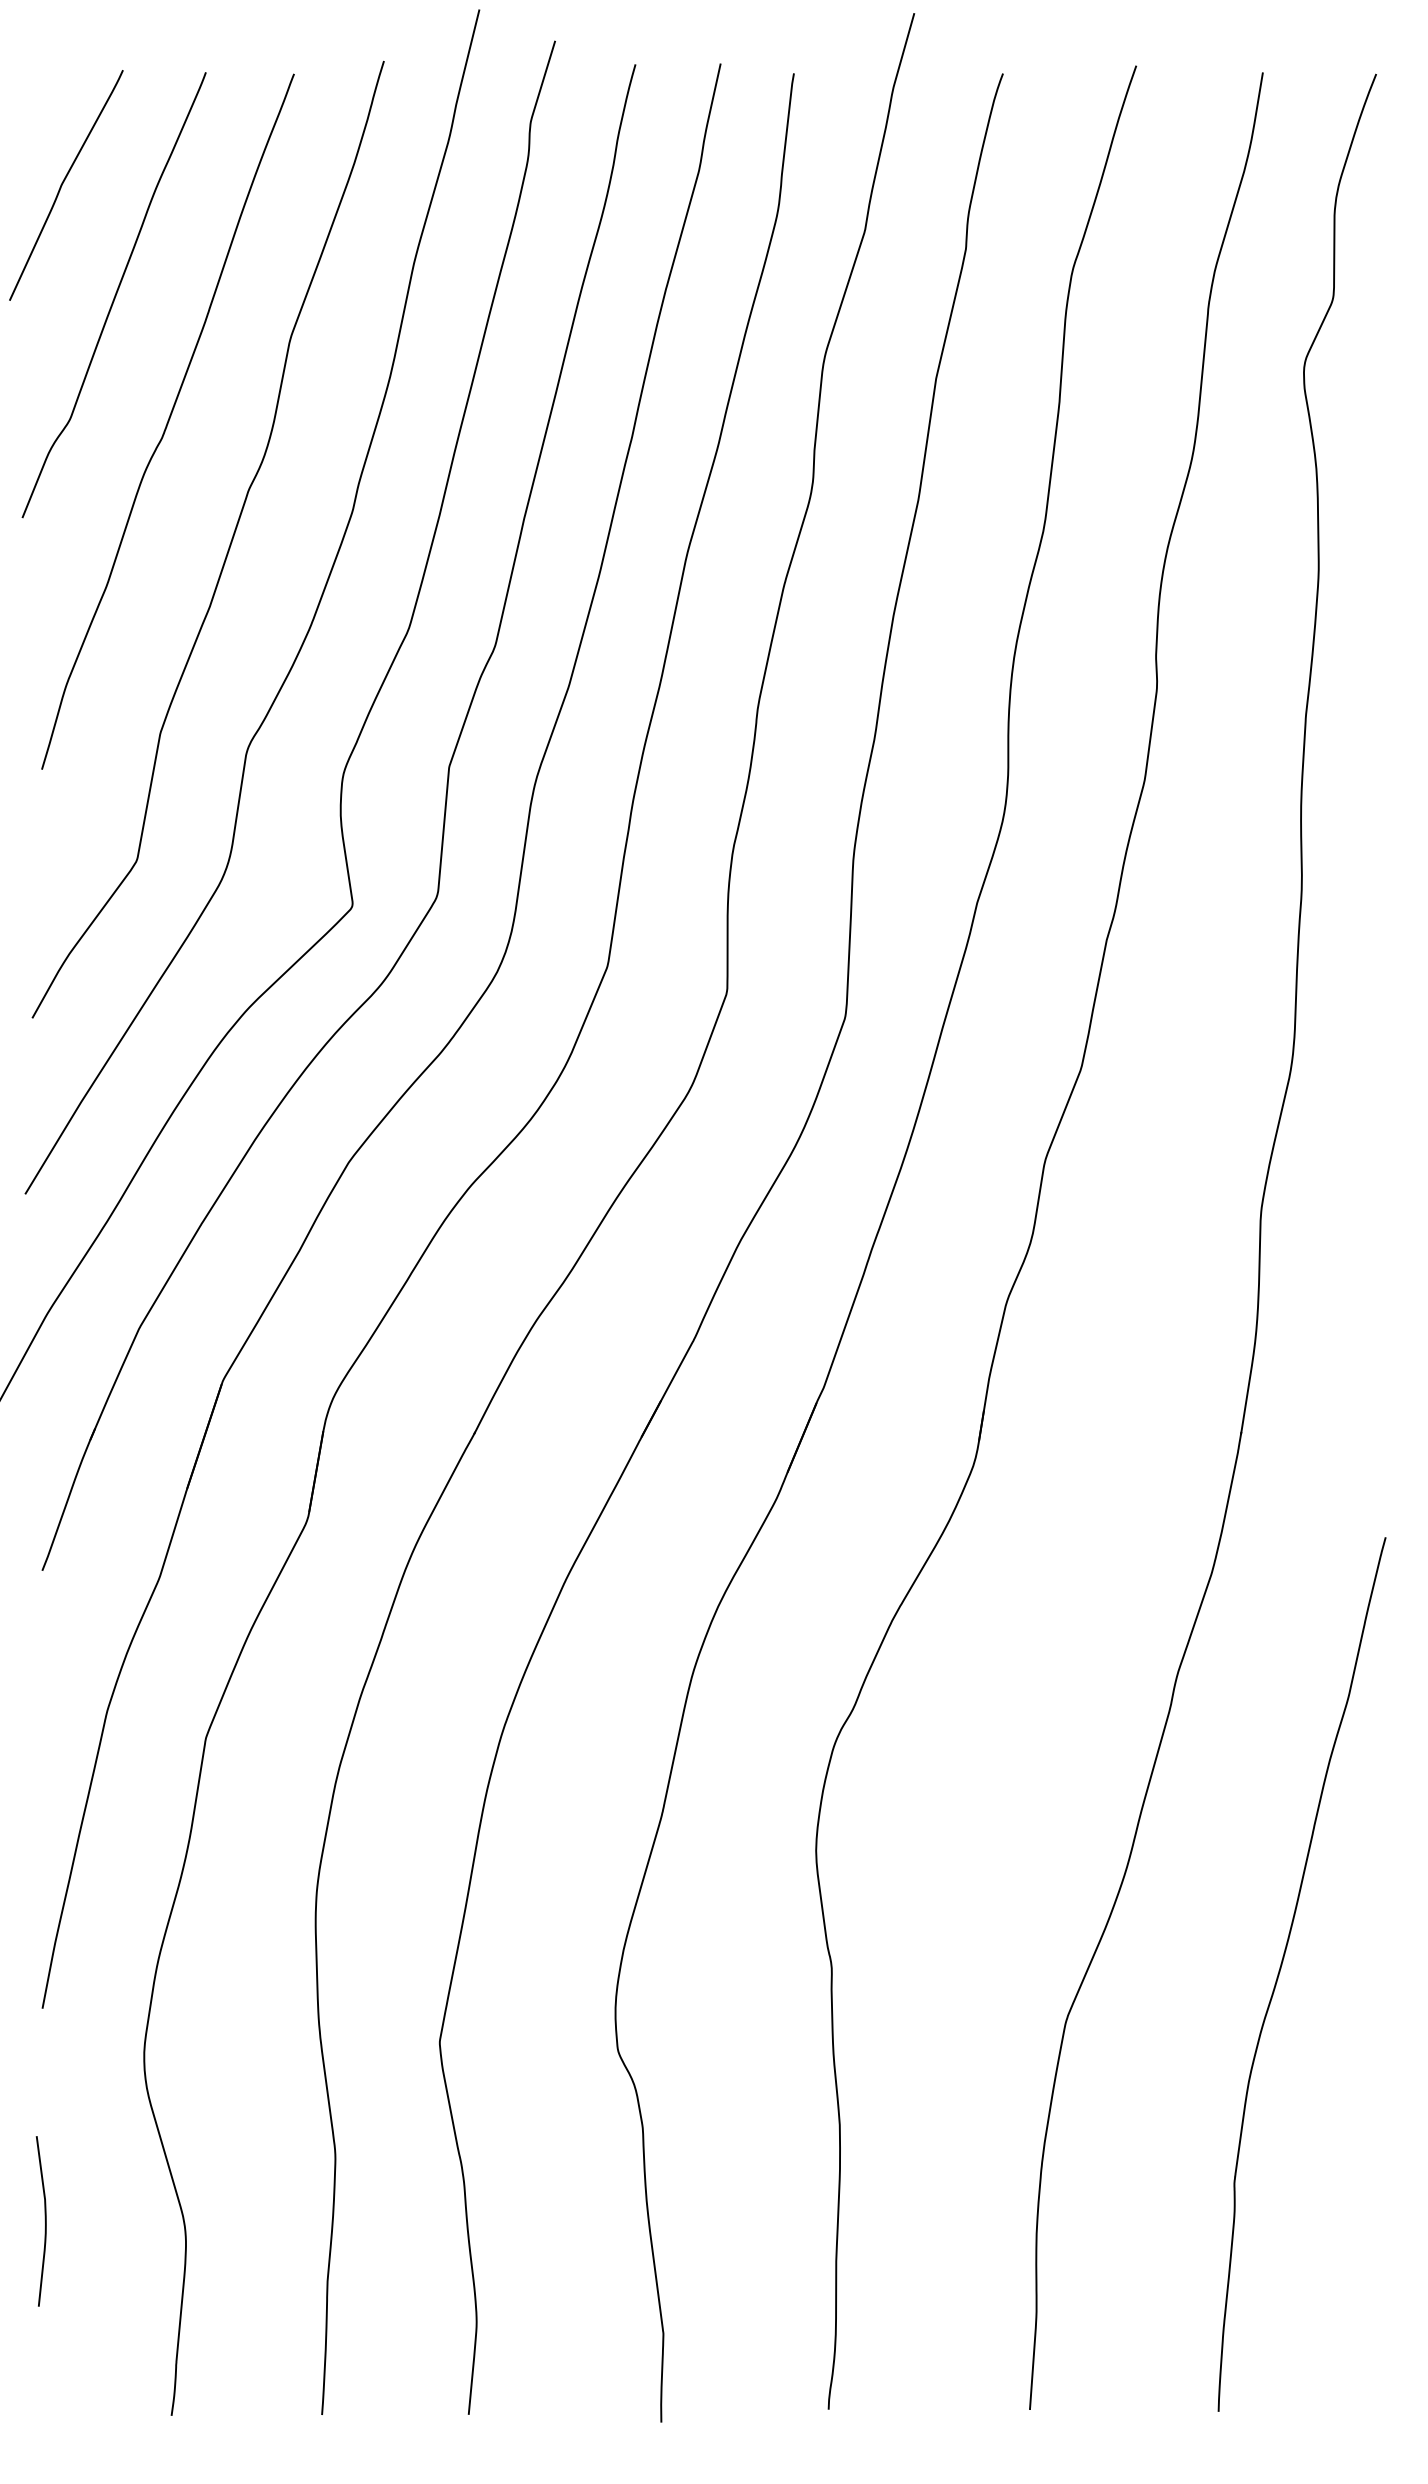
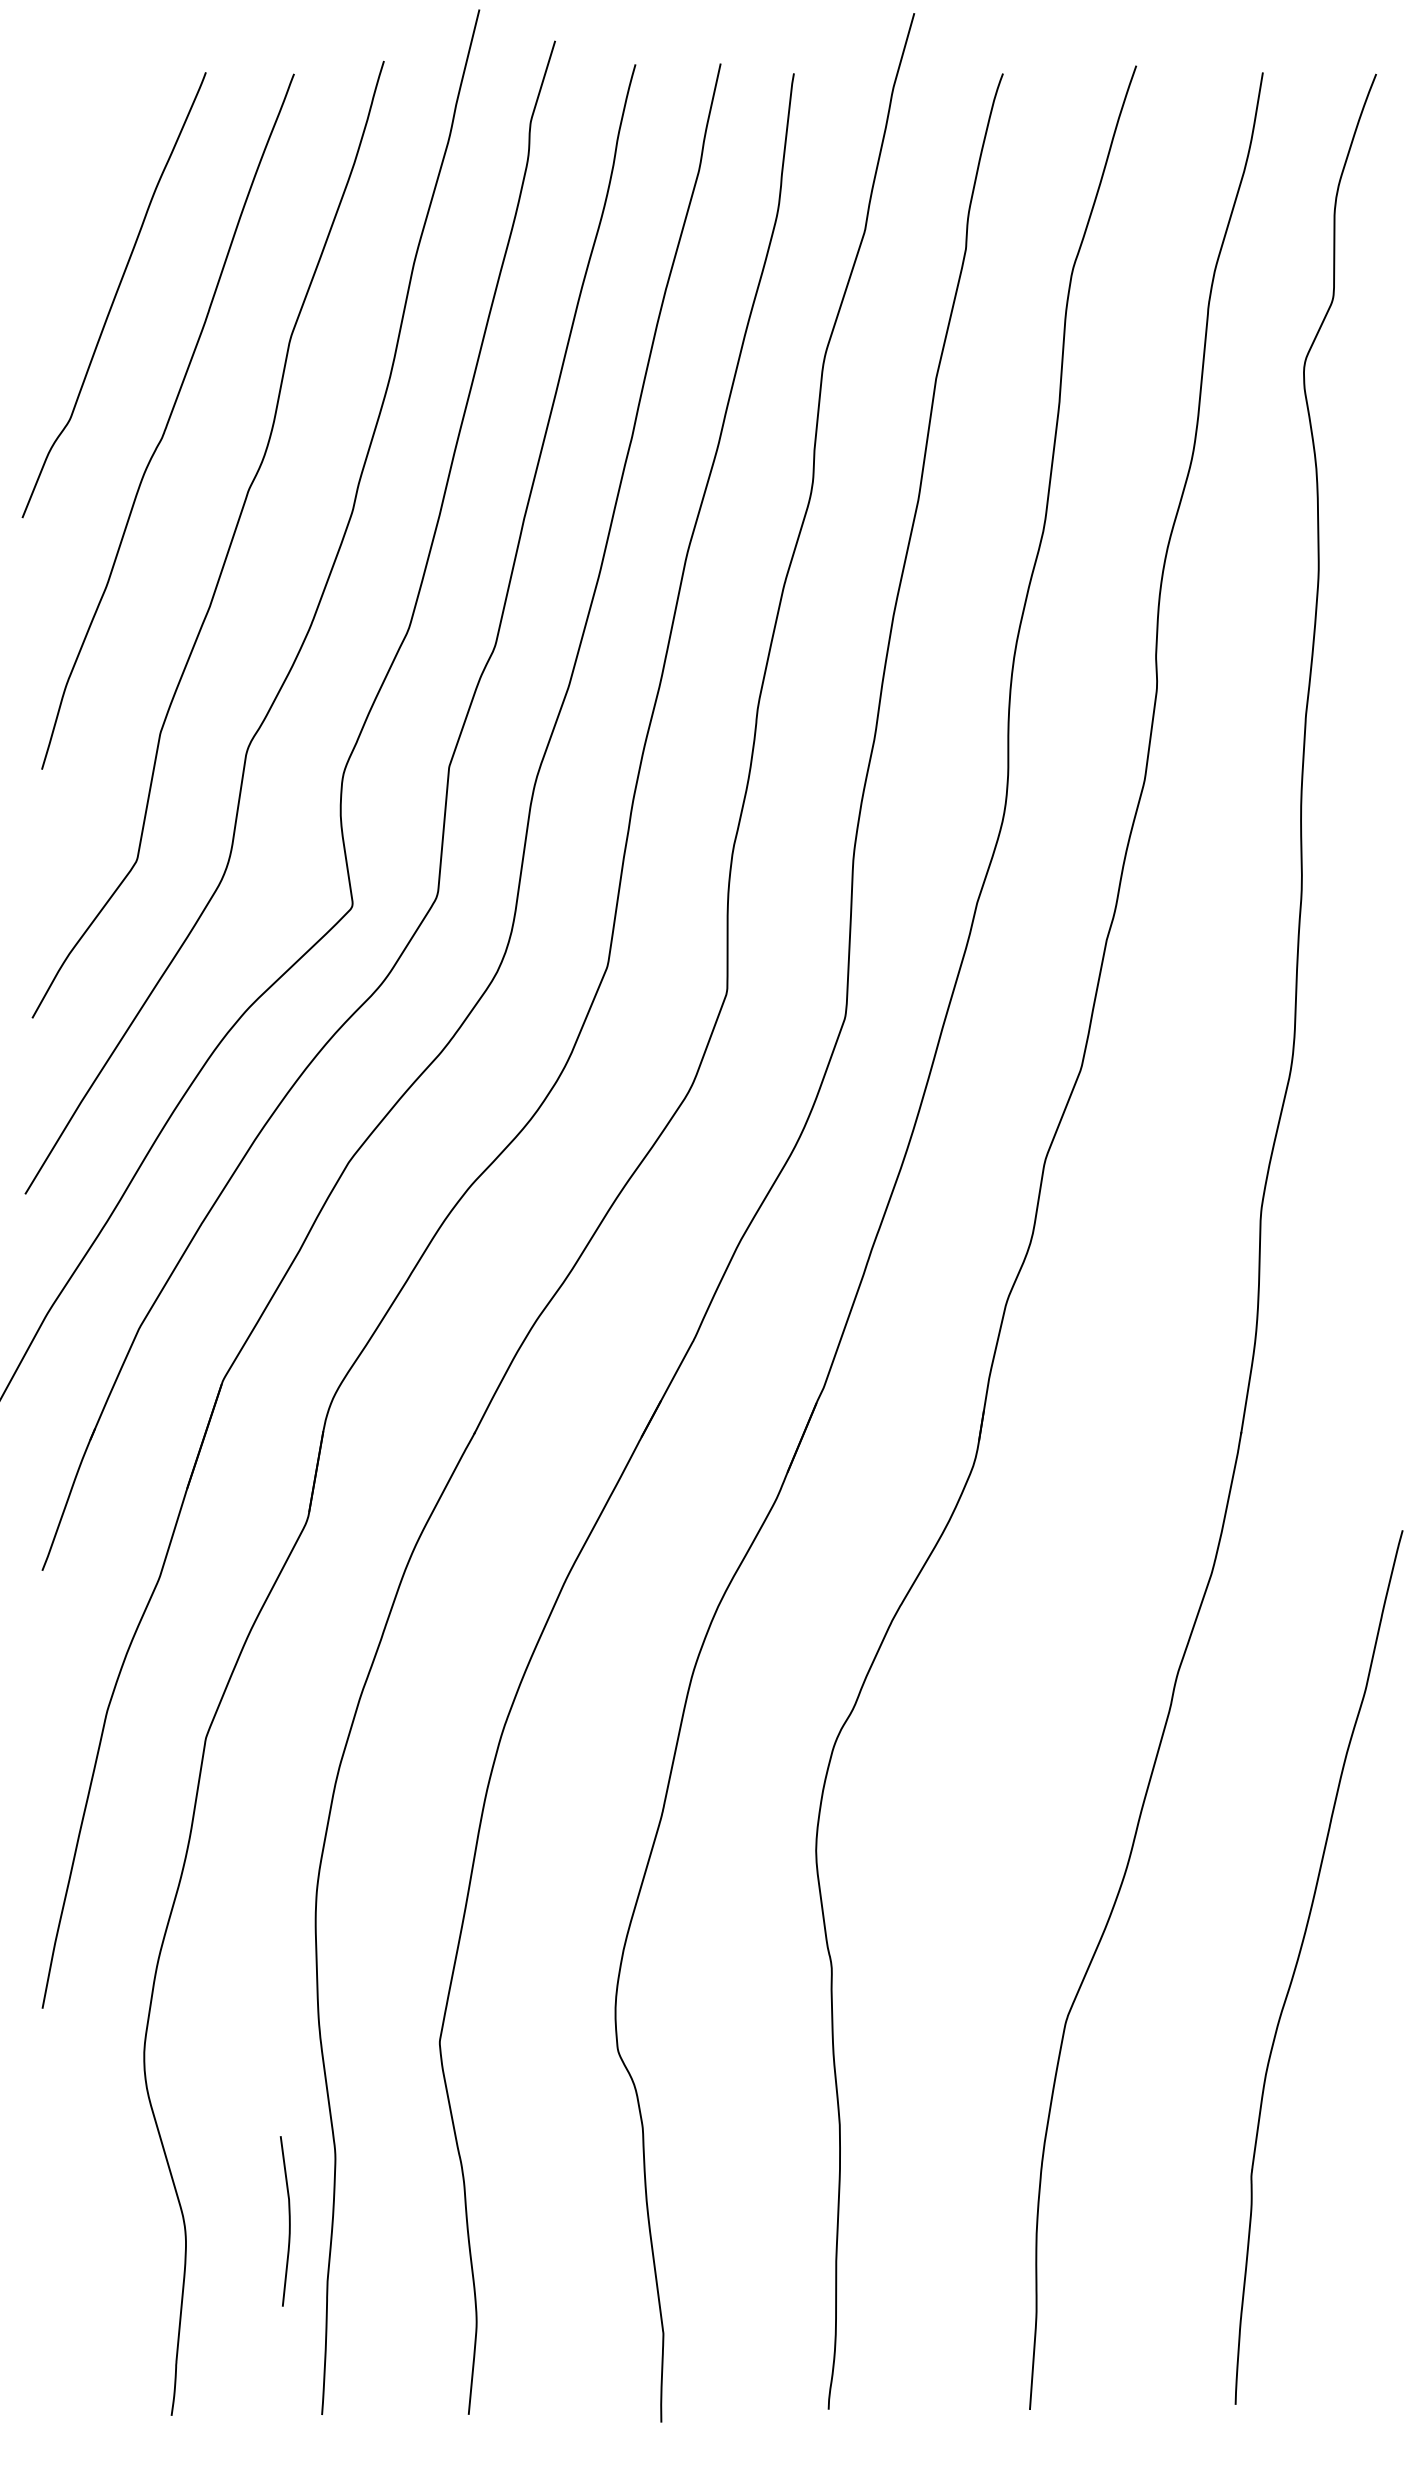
curve: present -> none (63, 183)
curve position: (1281, 1968) -> (1298, 1961) (1298, 1961)
curve position: (44, 2221) -> (288, 2221) (288, 2221)
